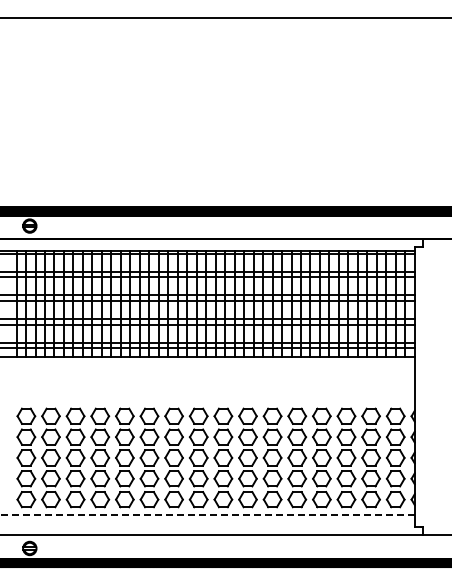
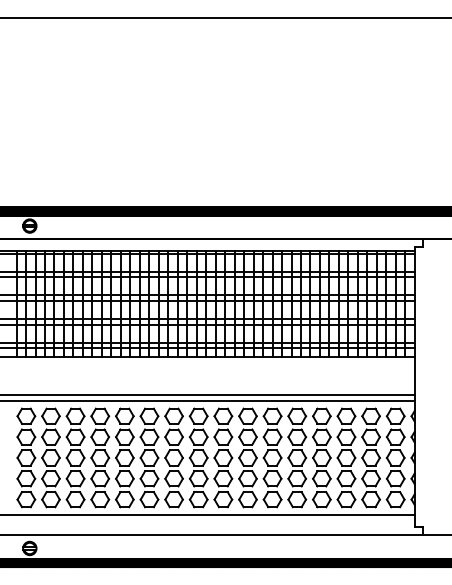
line: none -> present (208, 394)
line: none -> present (208, 401)
line: dashed -> solid (207, 514)
